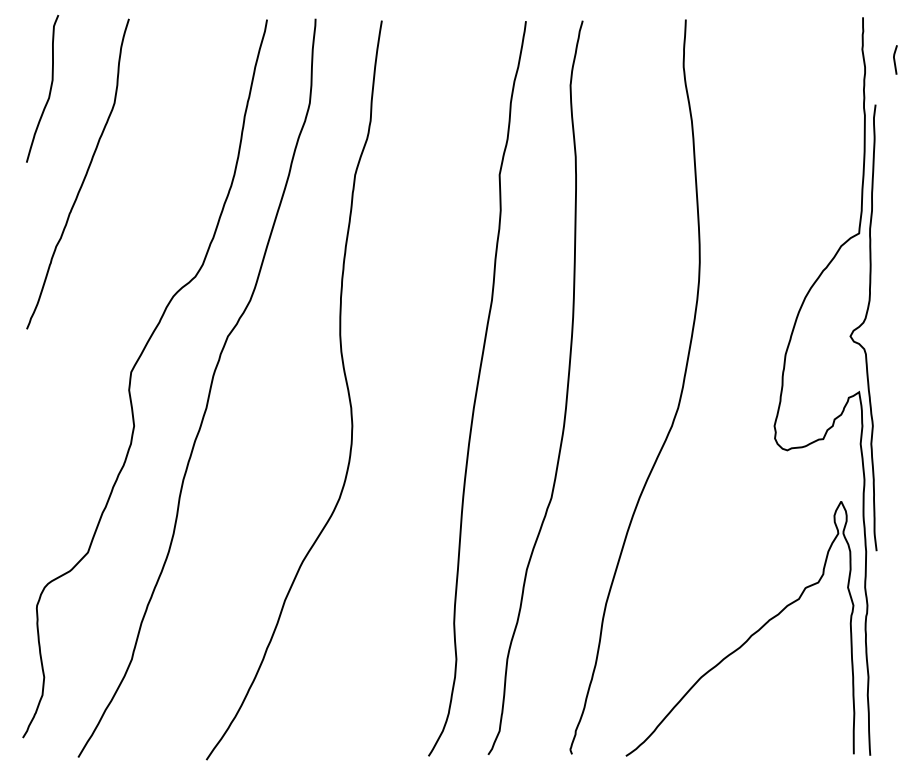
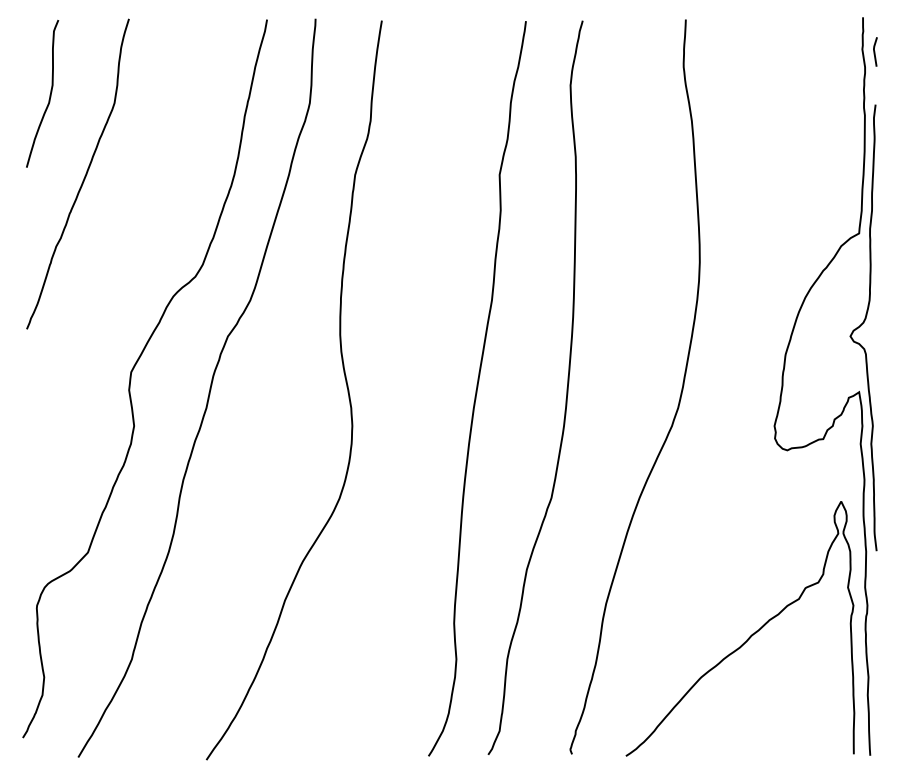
line position: (895, 59) -> (875, 51) (875, 51)
curve position: (49, 89) -> (49, 94) (49, 94)
